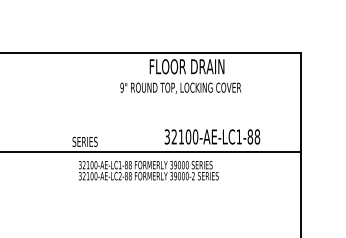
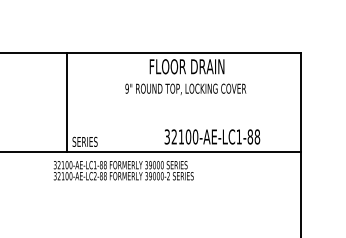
text position: (180, 87) -> (185, 88) (185, 88)
line: none -> present (66, 102)
text position: (148, 170) -> (123, 170) (123, 170)
